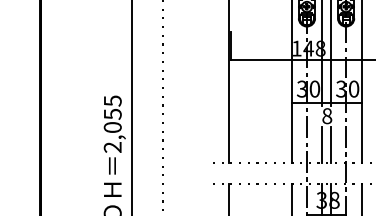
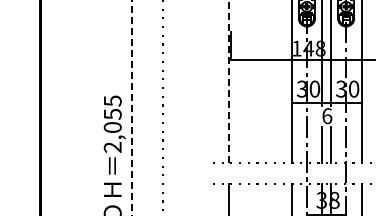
line: solid -> dashed (229, 81)
line: solid -> dashed (131, 108)
text: 8 -> 6 (327, 116)
